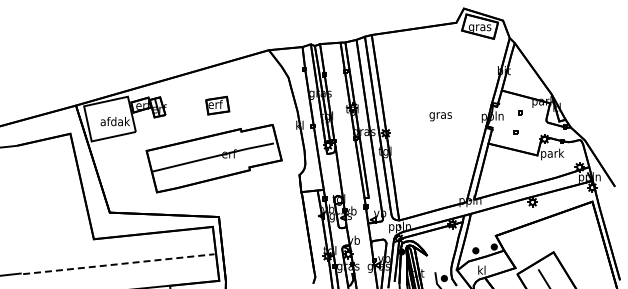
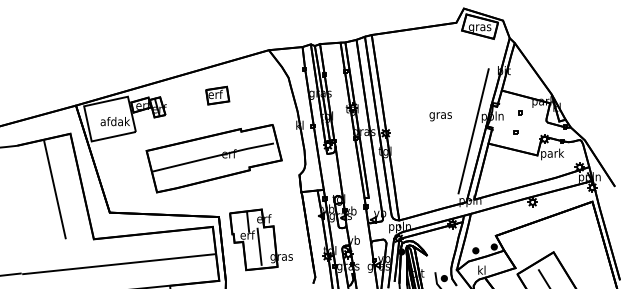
part position: (217, 105) -> (217, 95) (217, 95)
line: none -> present (473, 131)
line: none -> present (54, 189)
part: none -> present (260, 239)
line: dashed -> solid (119, 264)
